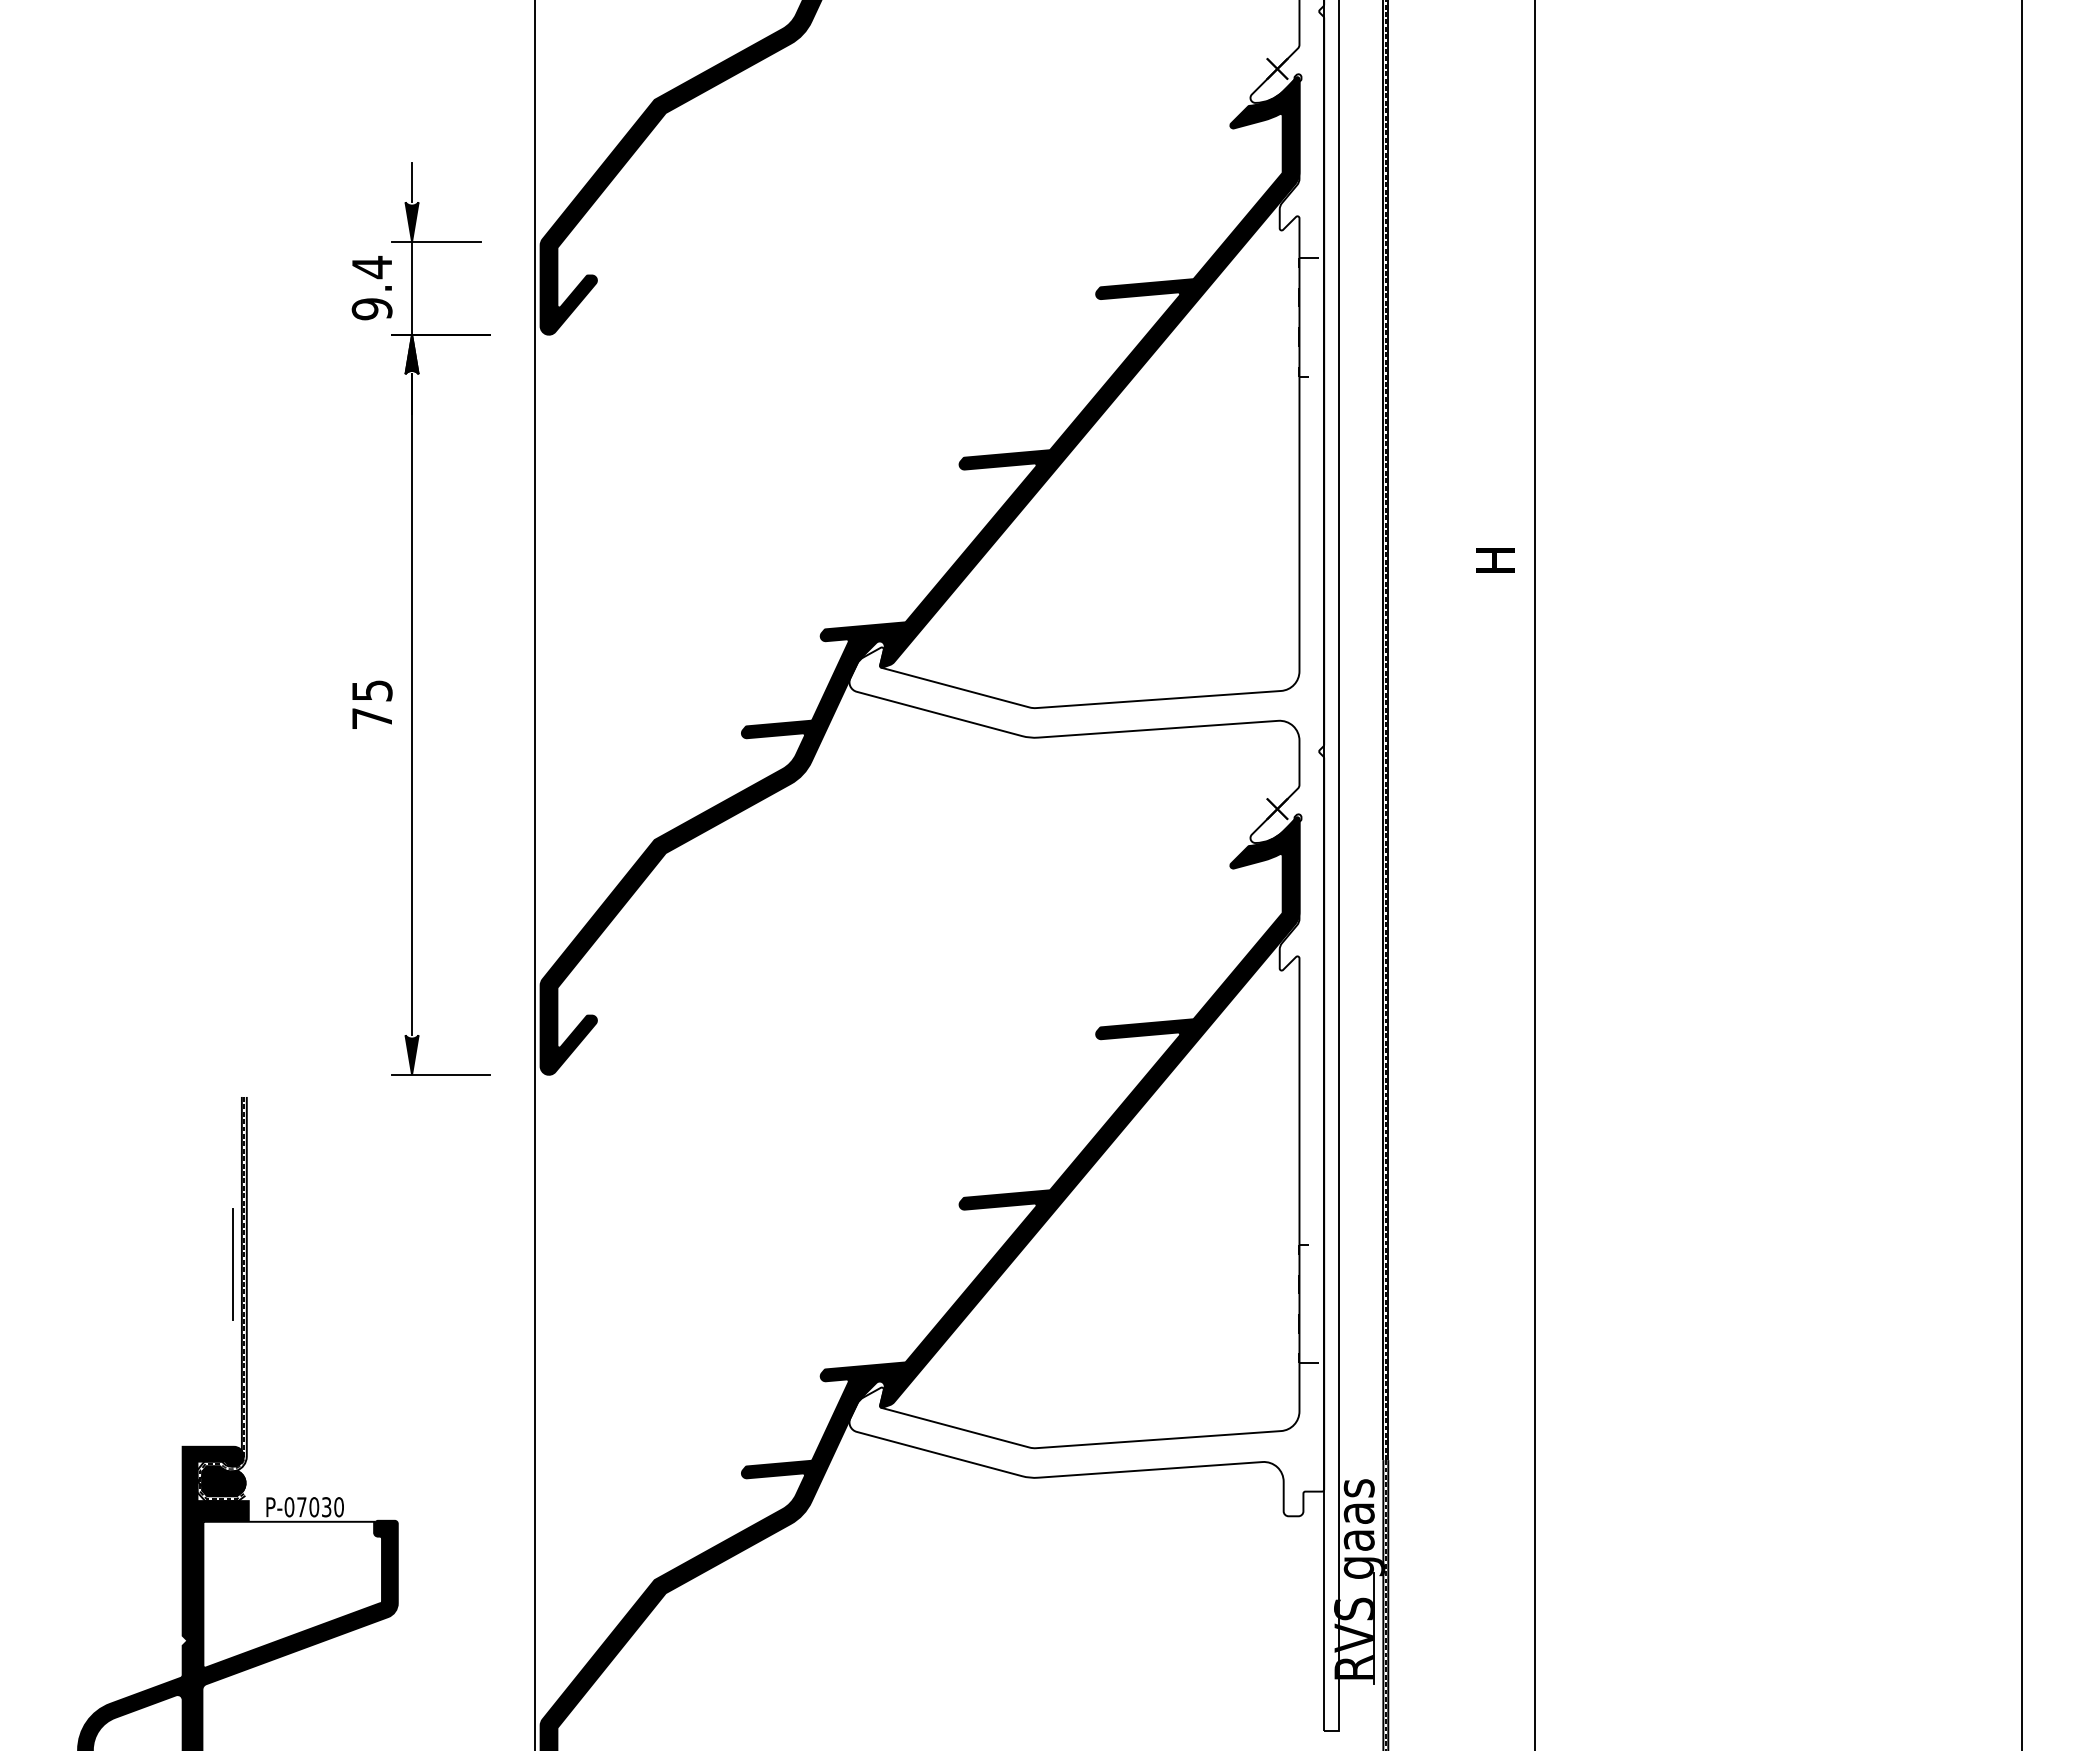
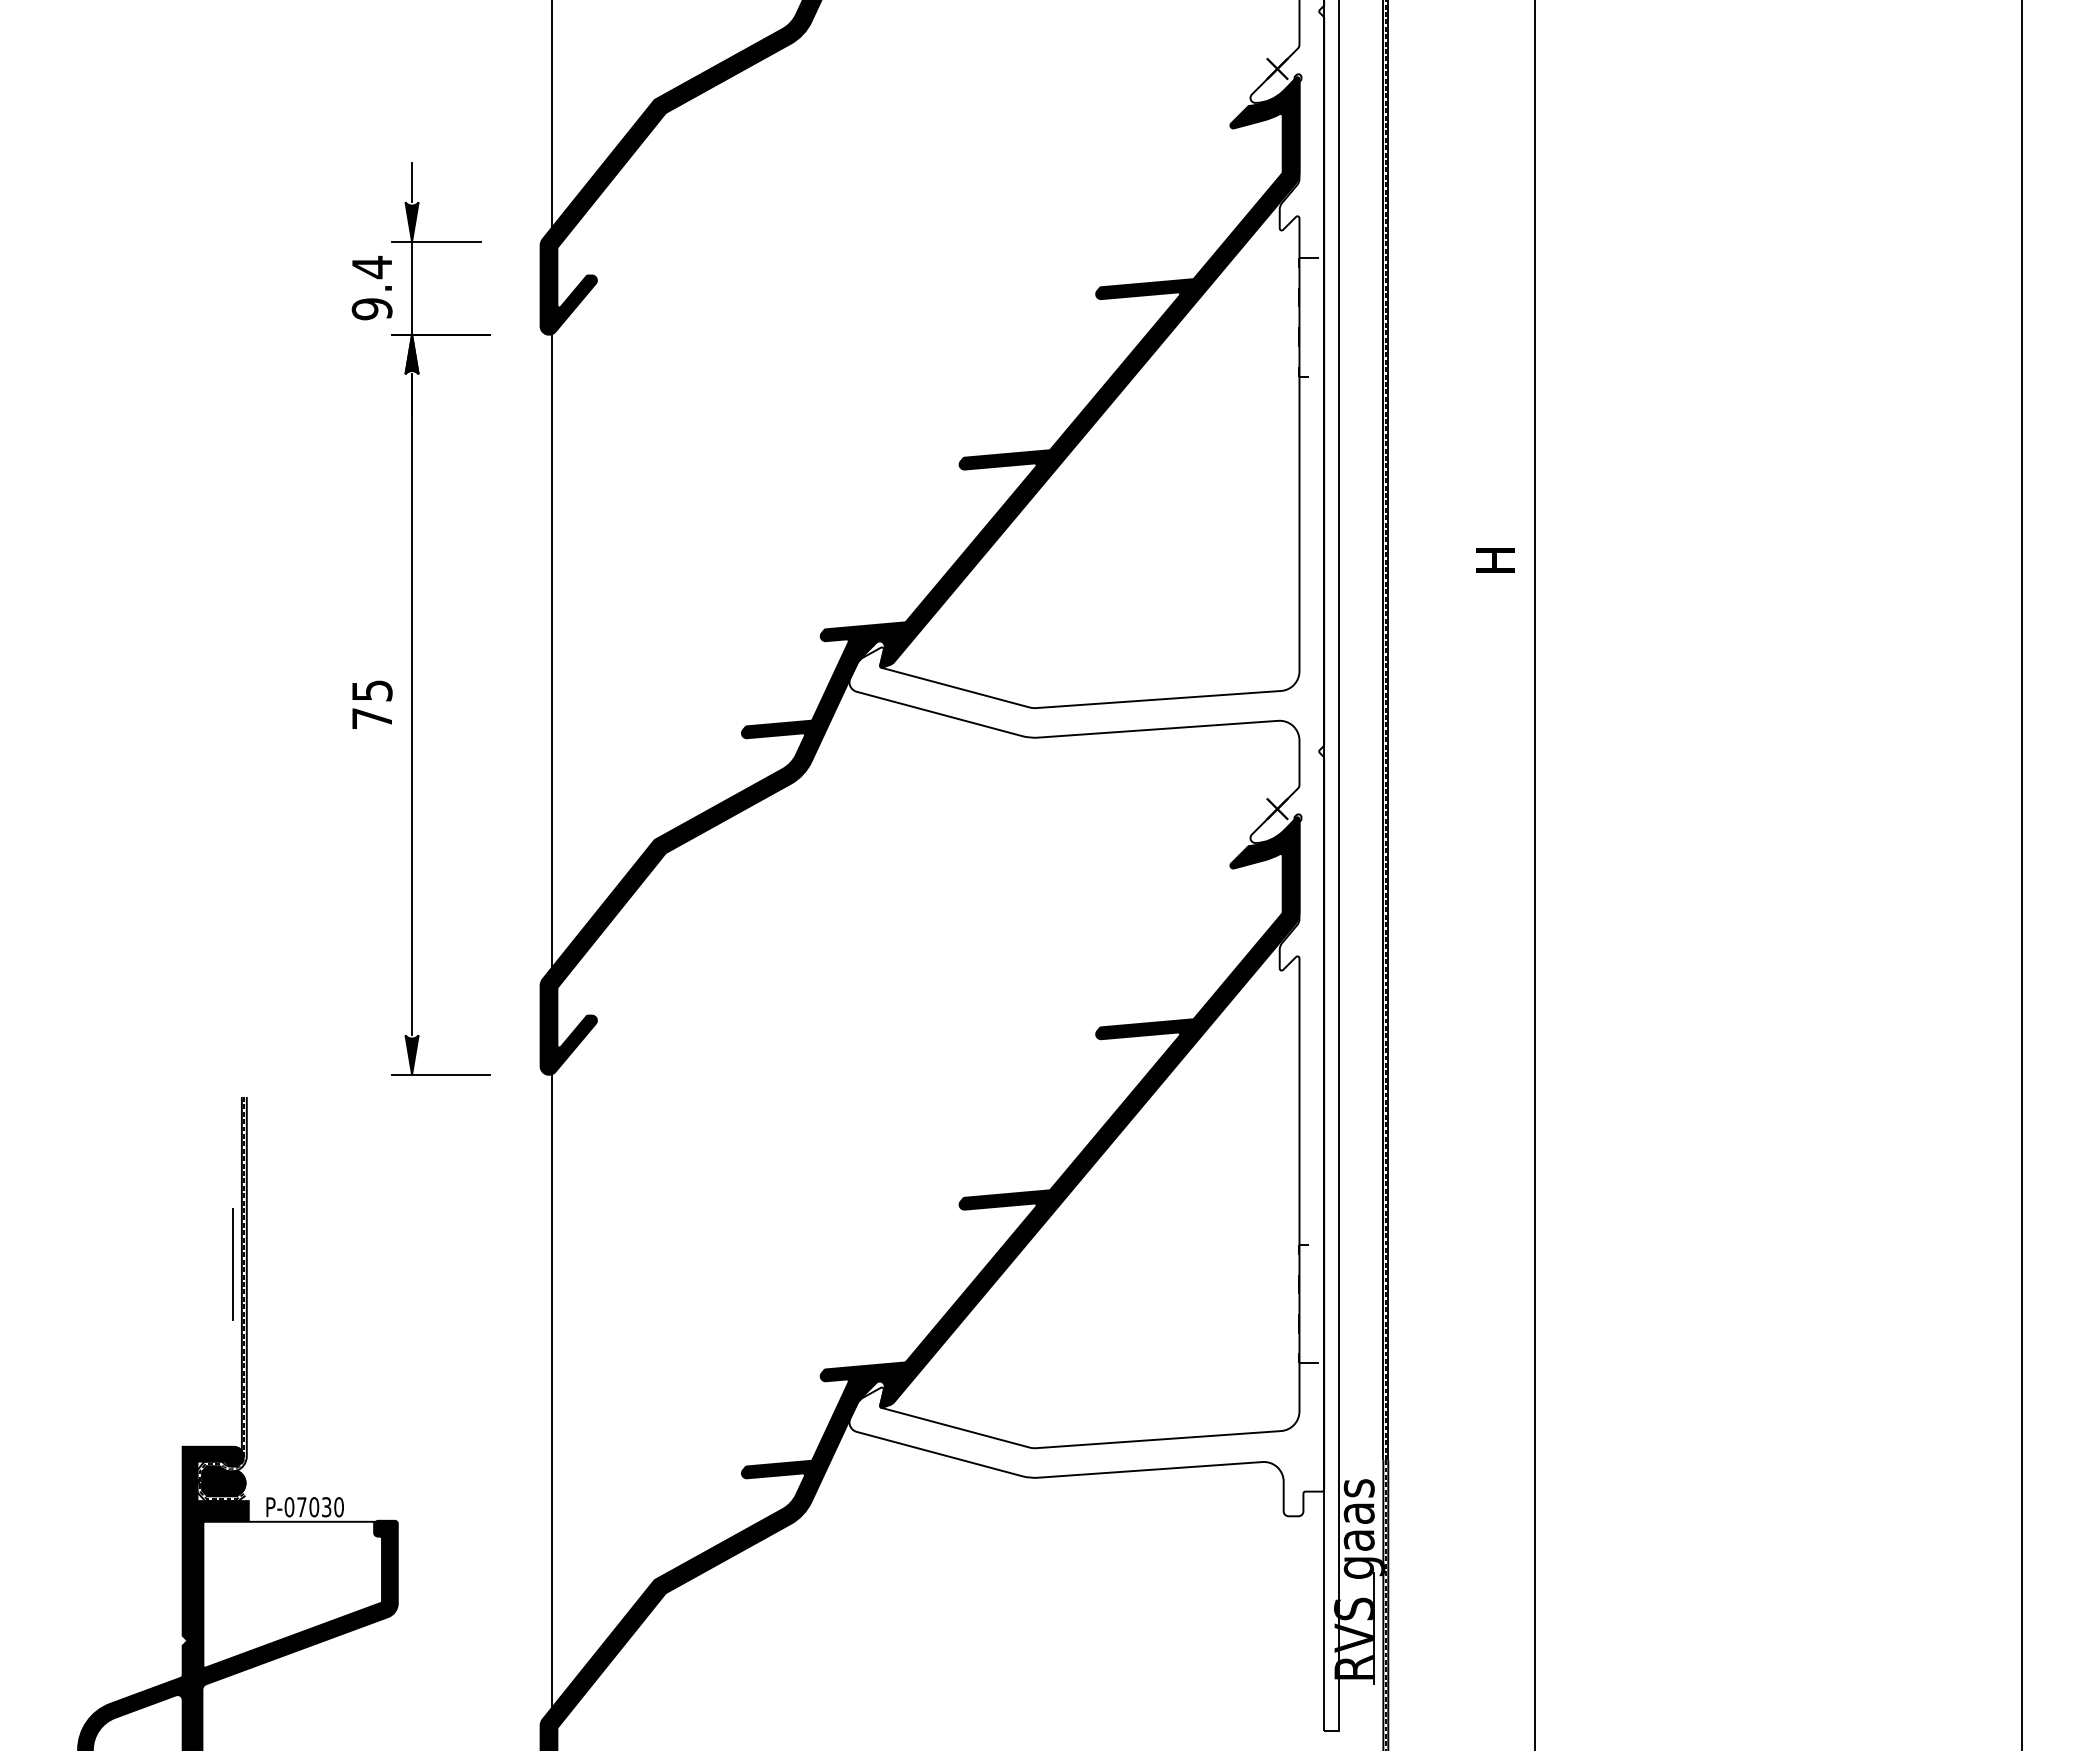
line position: (534, 874) -> (551, 874) (551, 874)
